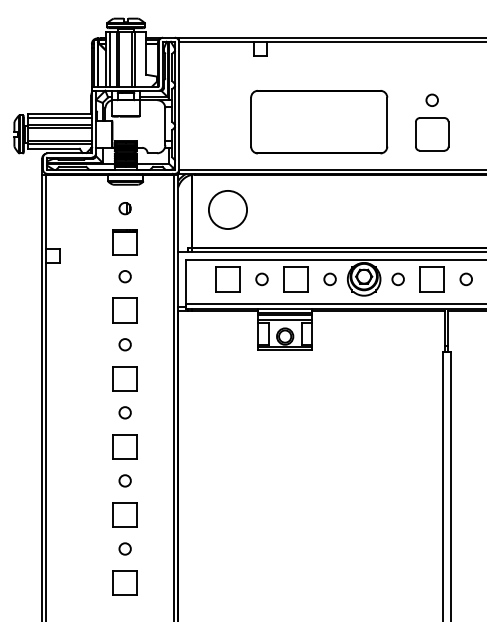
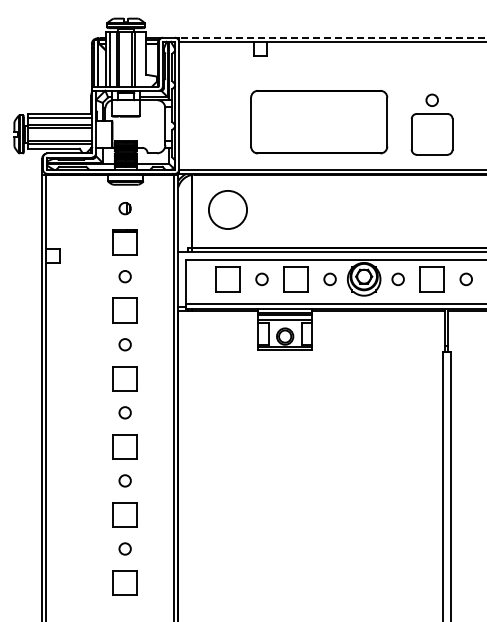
line: solid -> dashed (332, 37)
part size: 35x35 px -> 44x43 px (431, 134)
